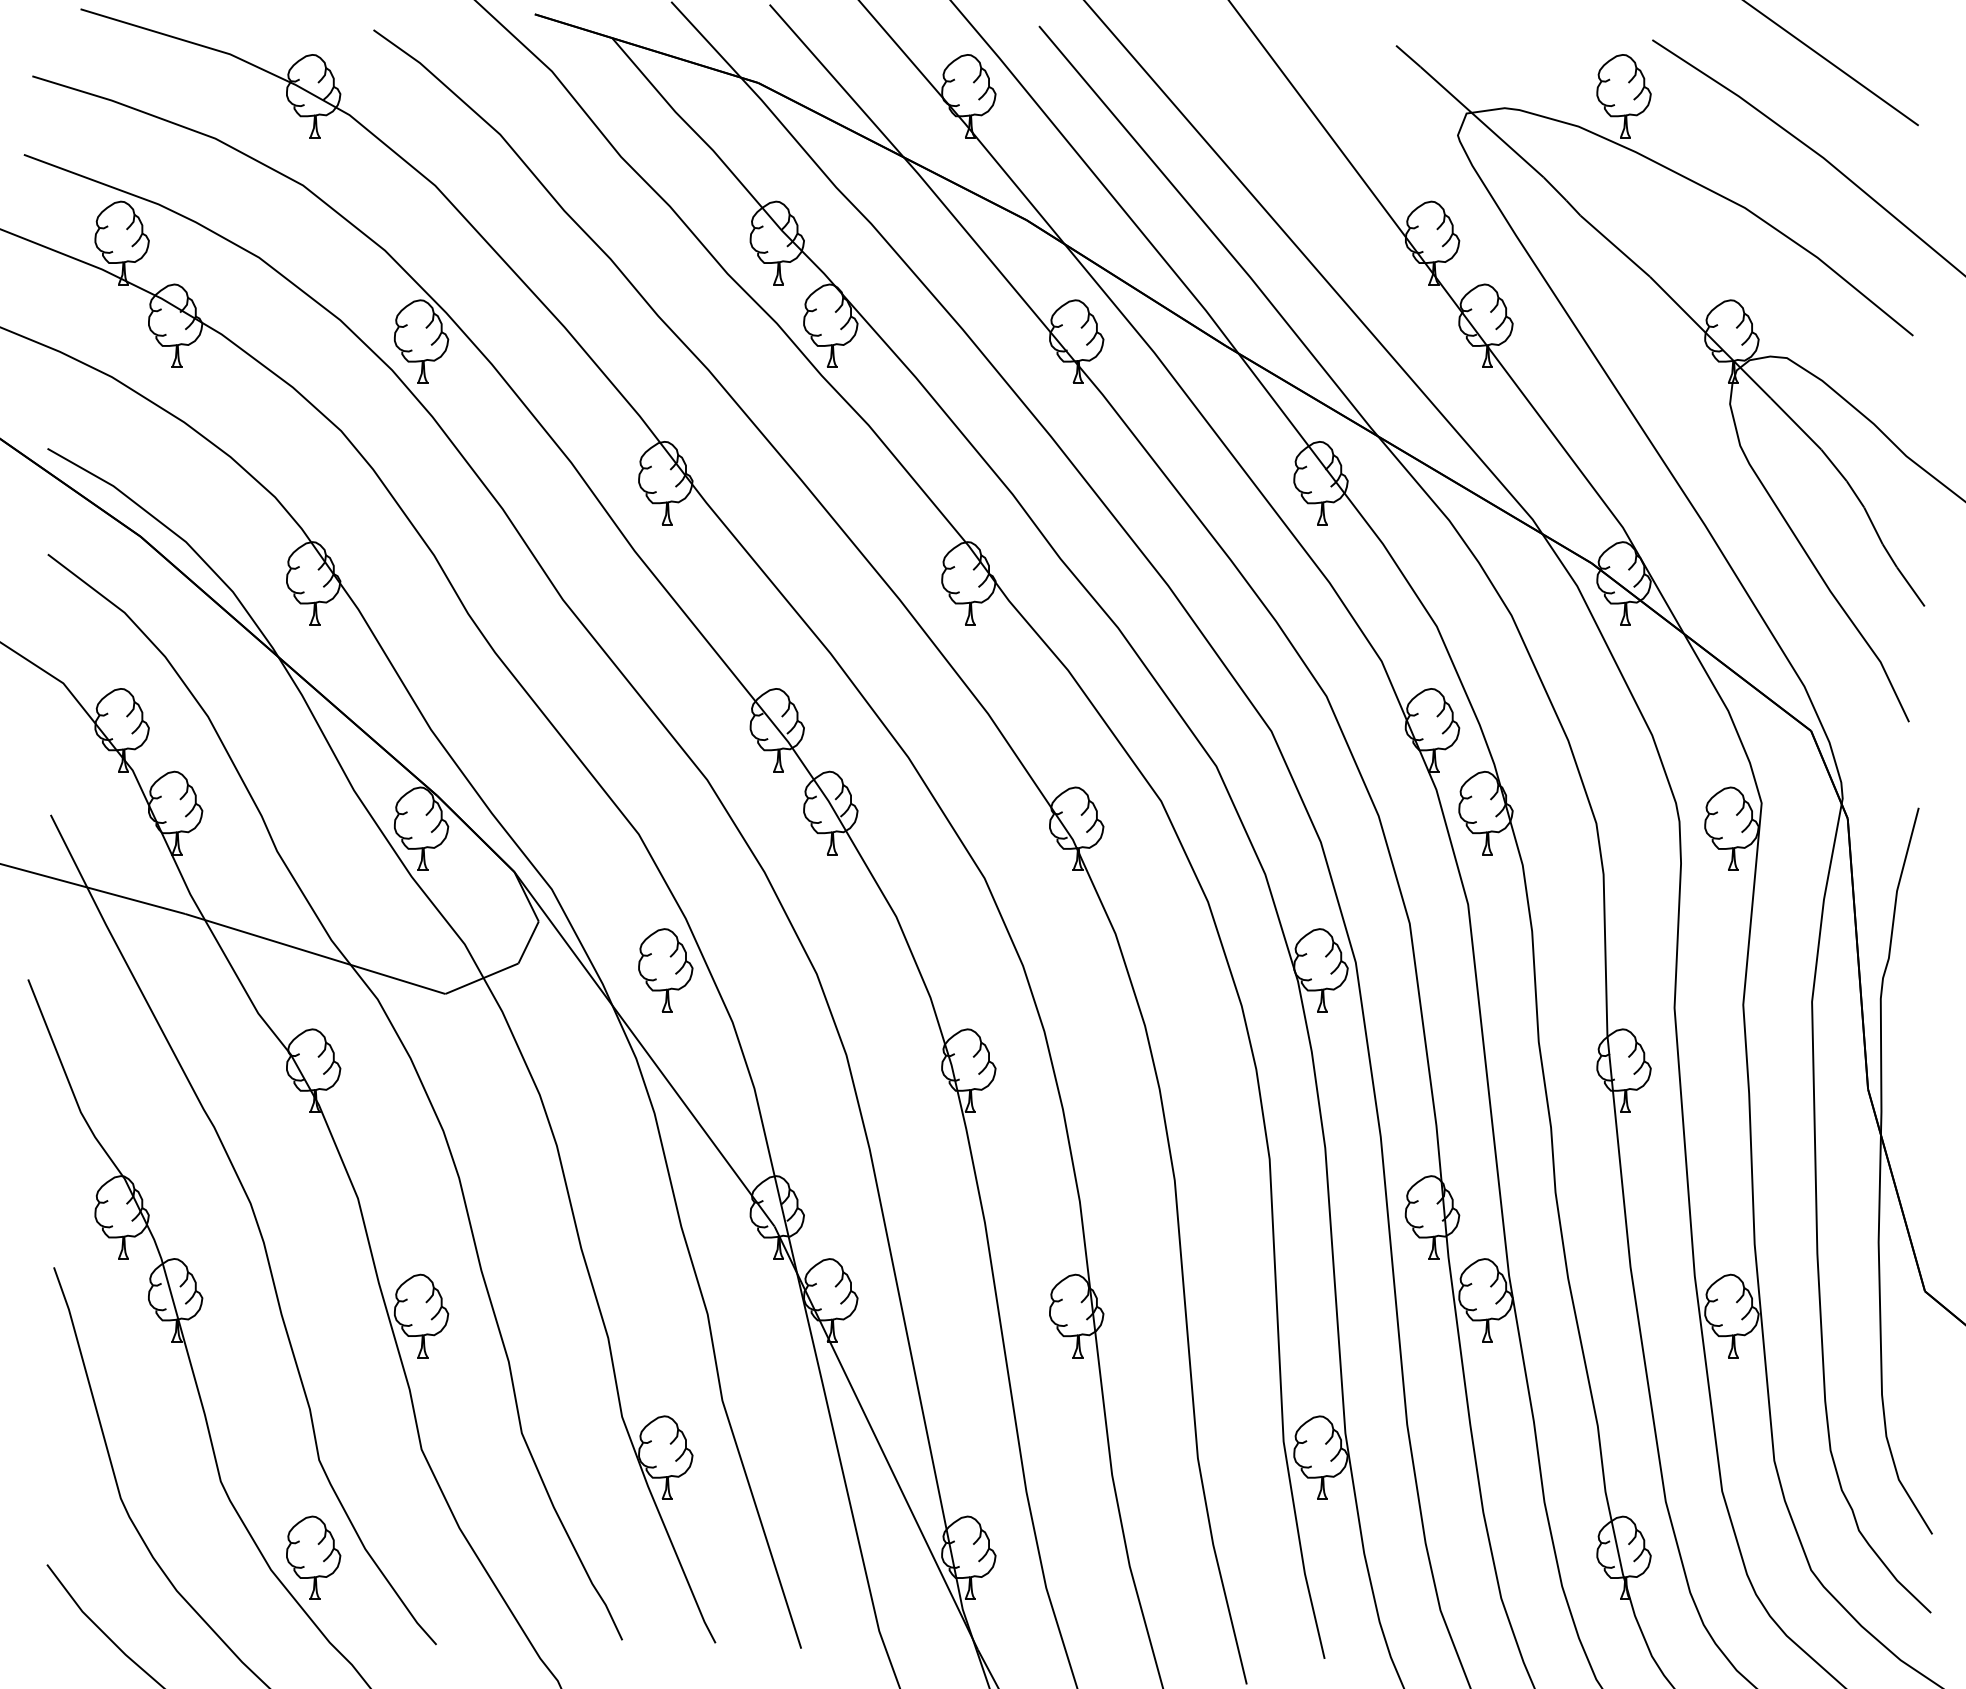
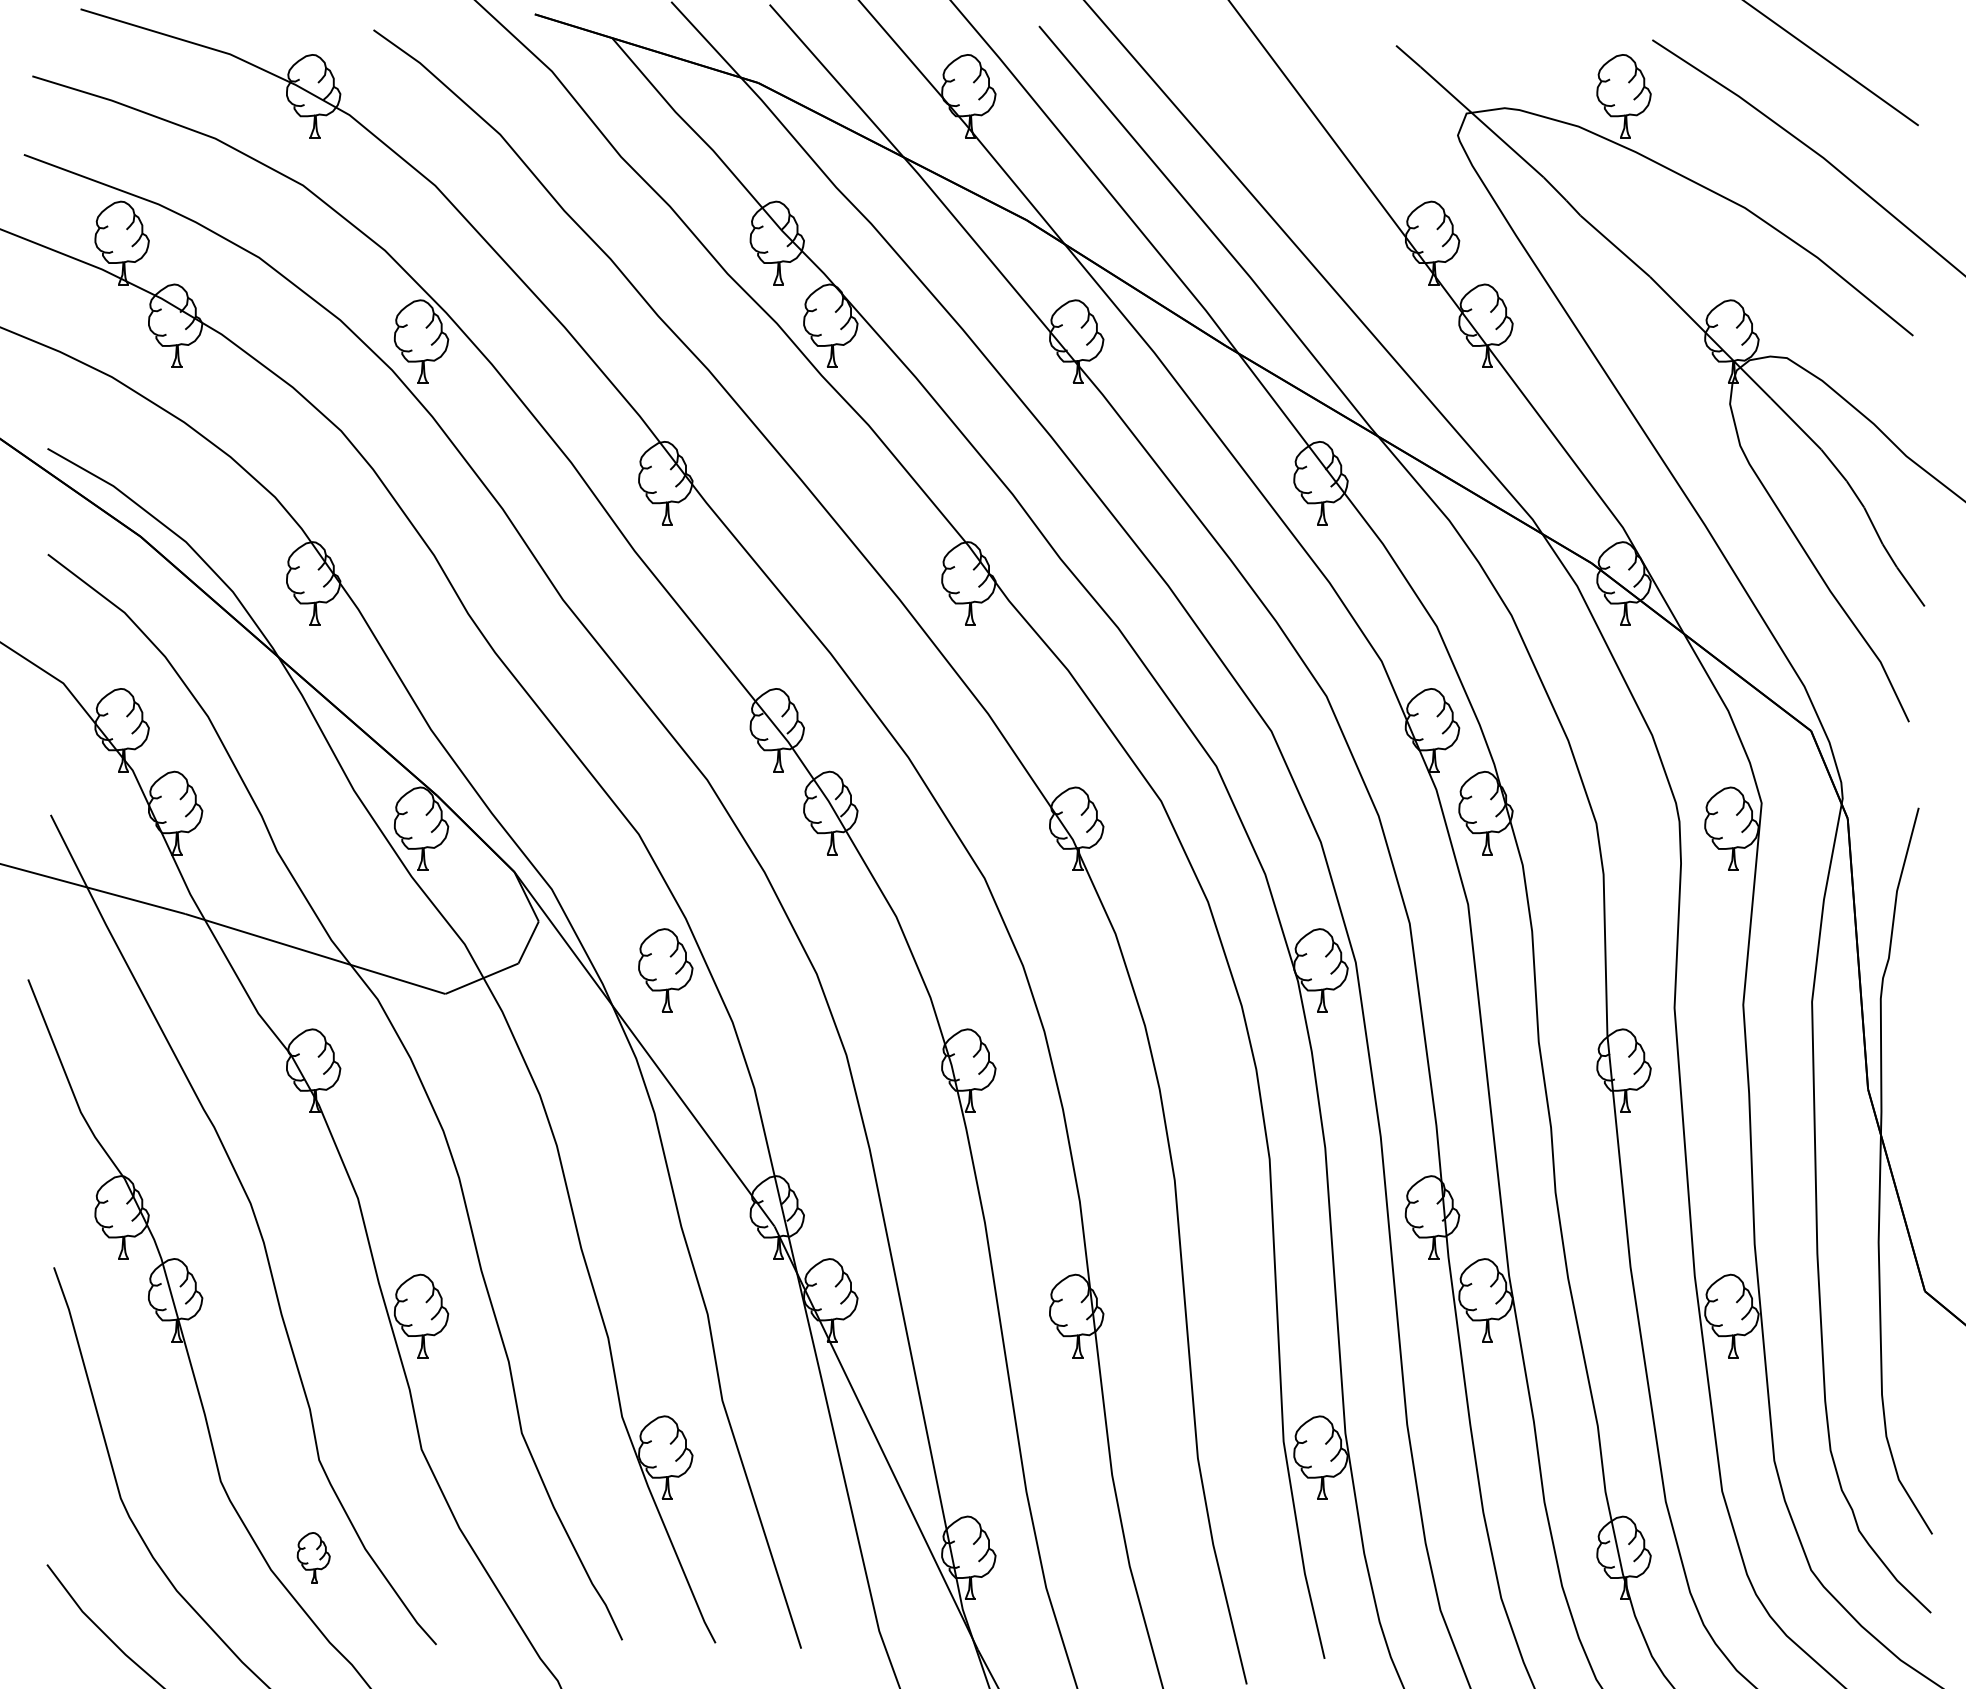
part size: 56x85 px -> 35x52 px (313, 1557)
